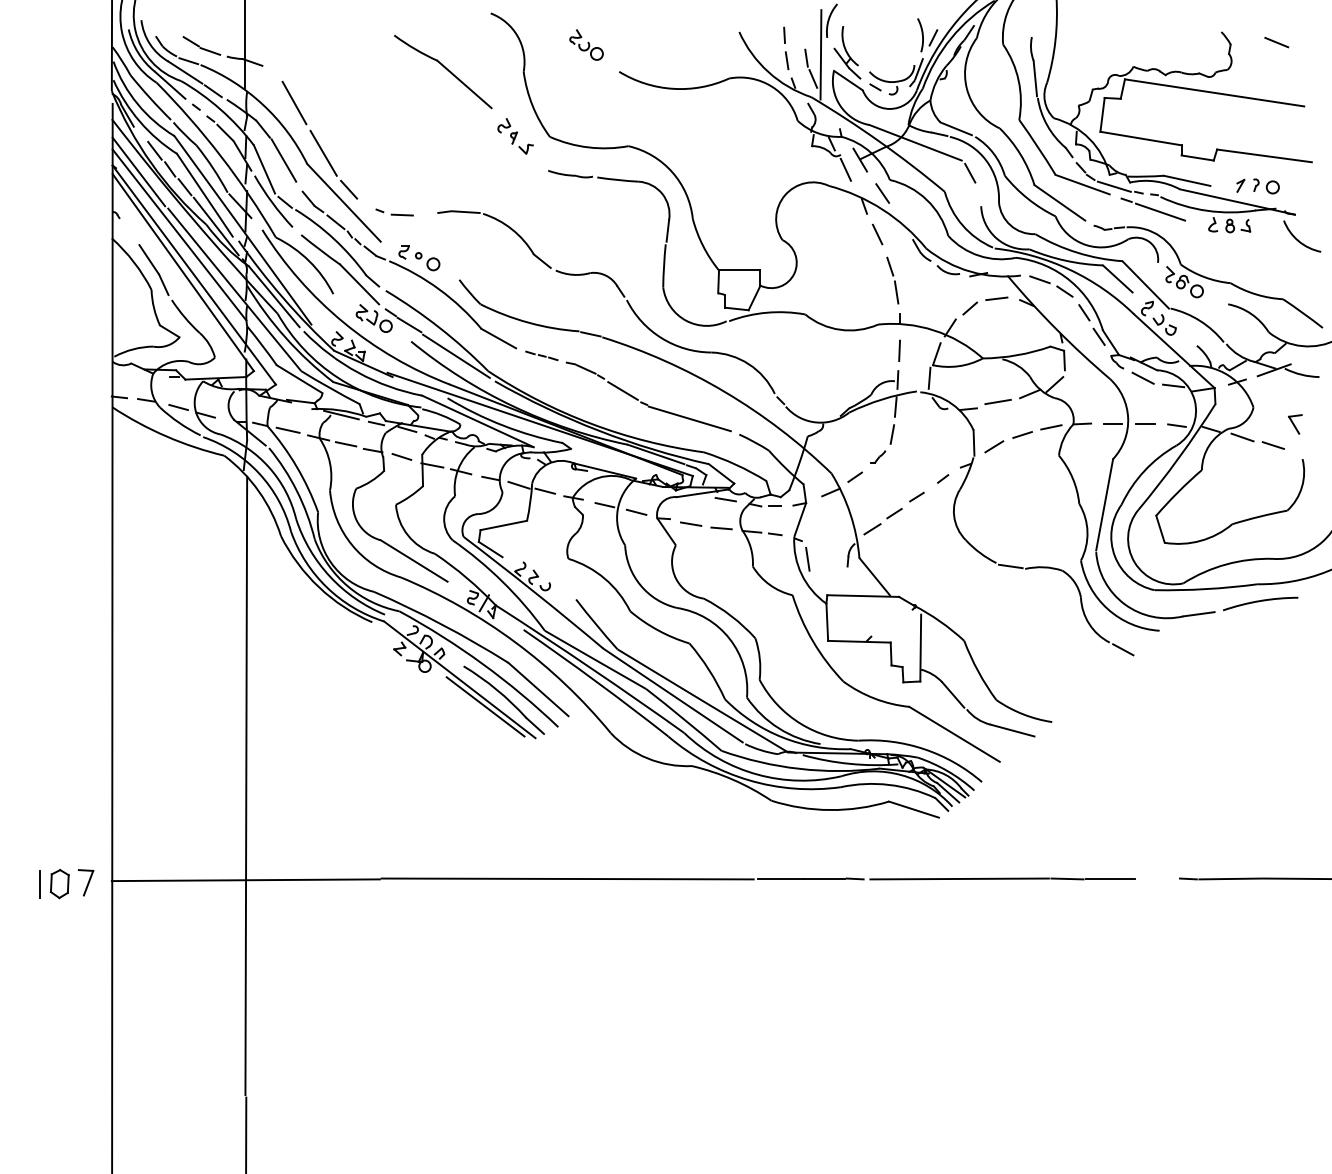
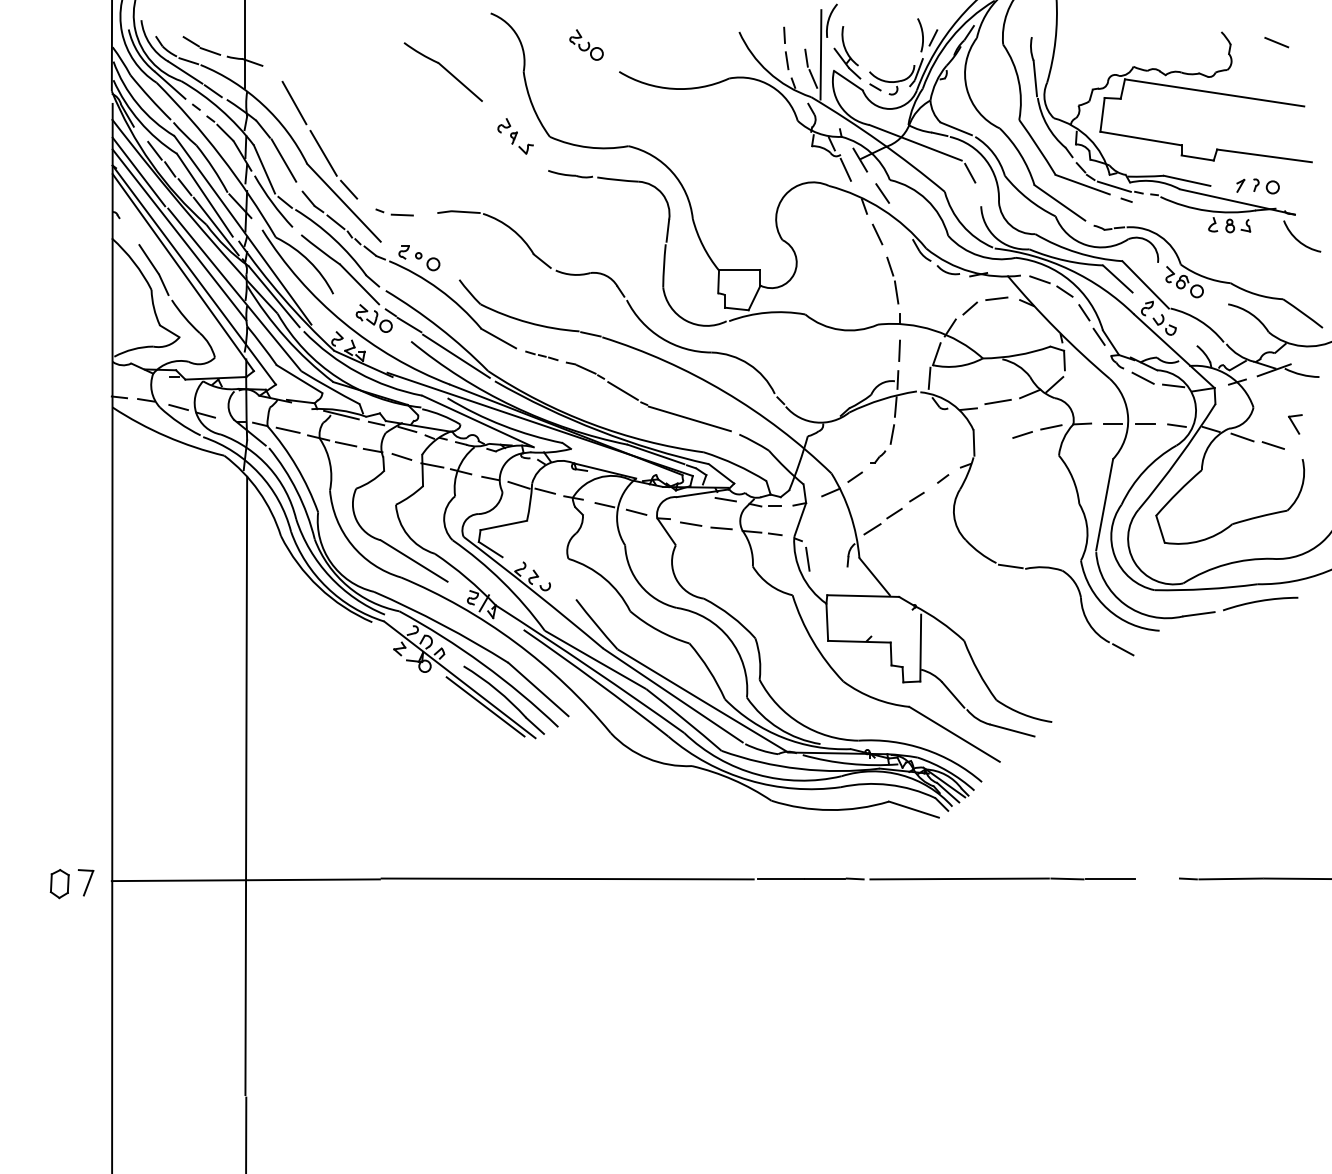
part size: 99x75 px -> 80x60 px (442, 71)
line: present -> none (1160, 211)
line: present -> none (994, 446)
line: present -> none (39, 884)
